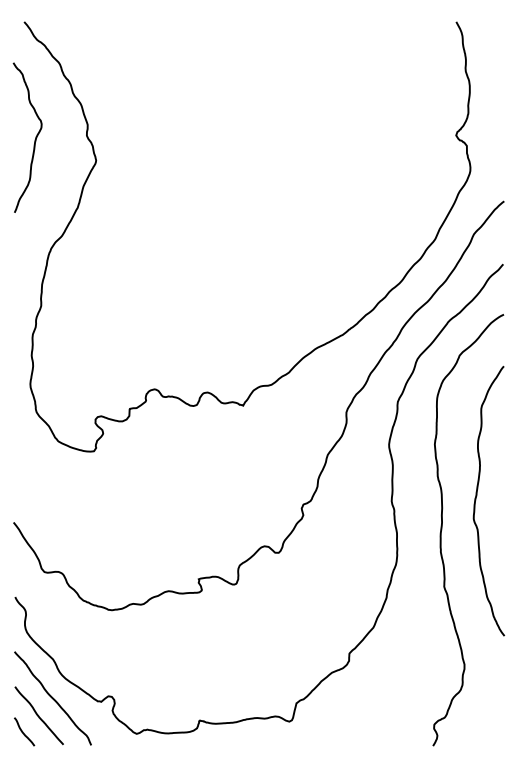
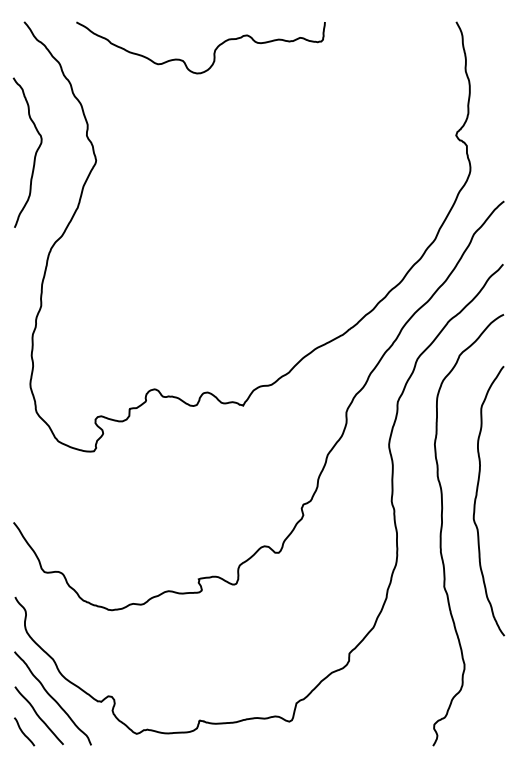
curve: none -> present (213, 52)
curve position: (34, 139) -> (34, 154) (34, 154)
